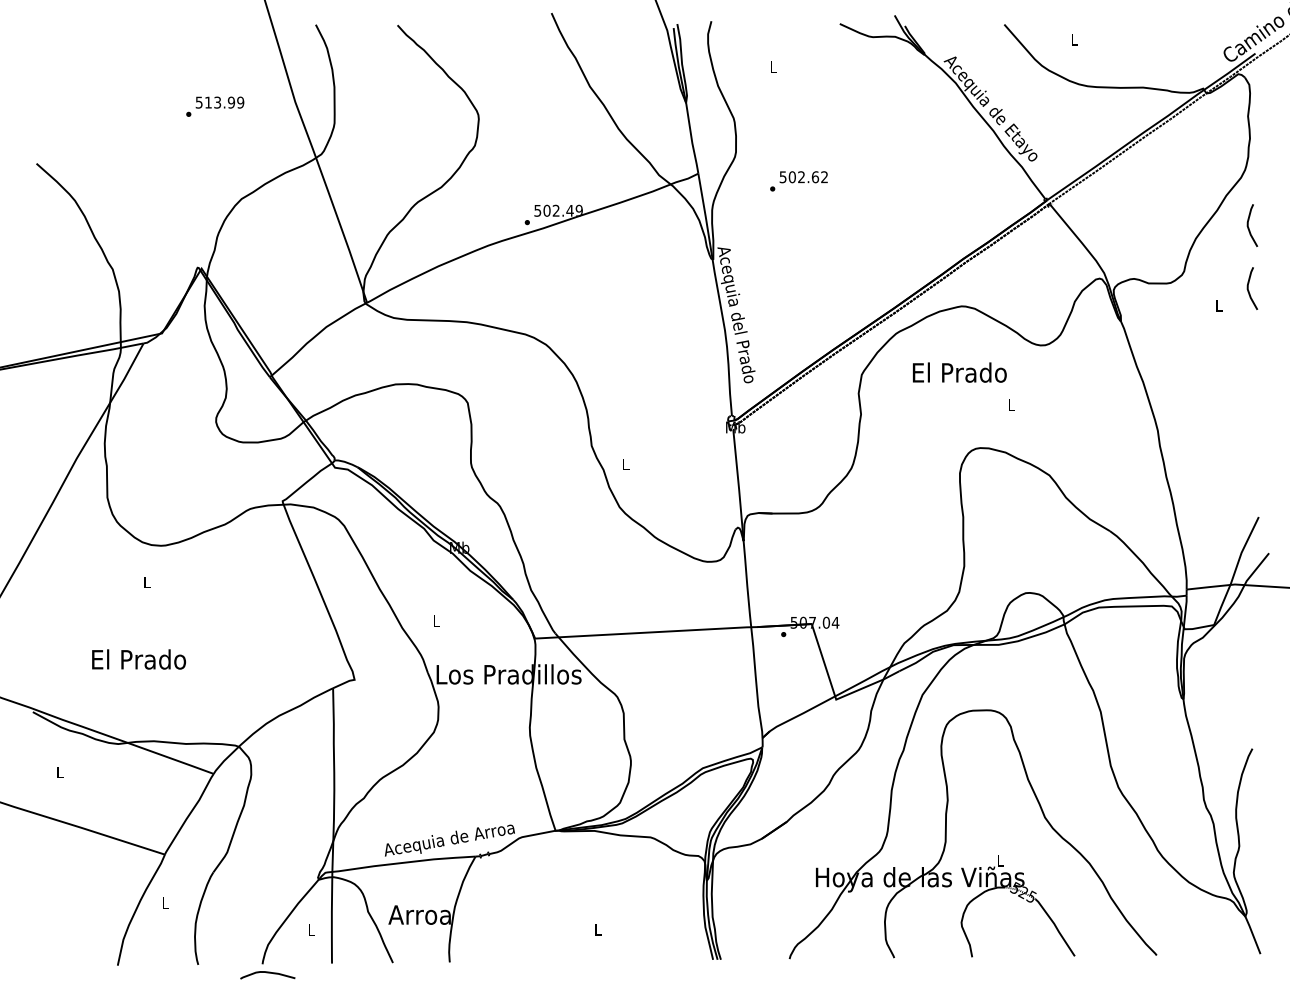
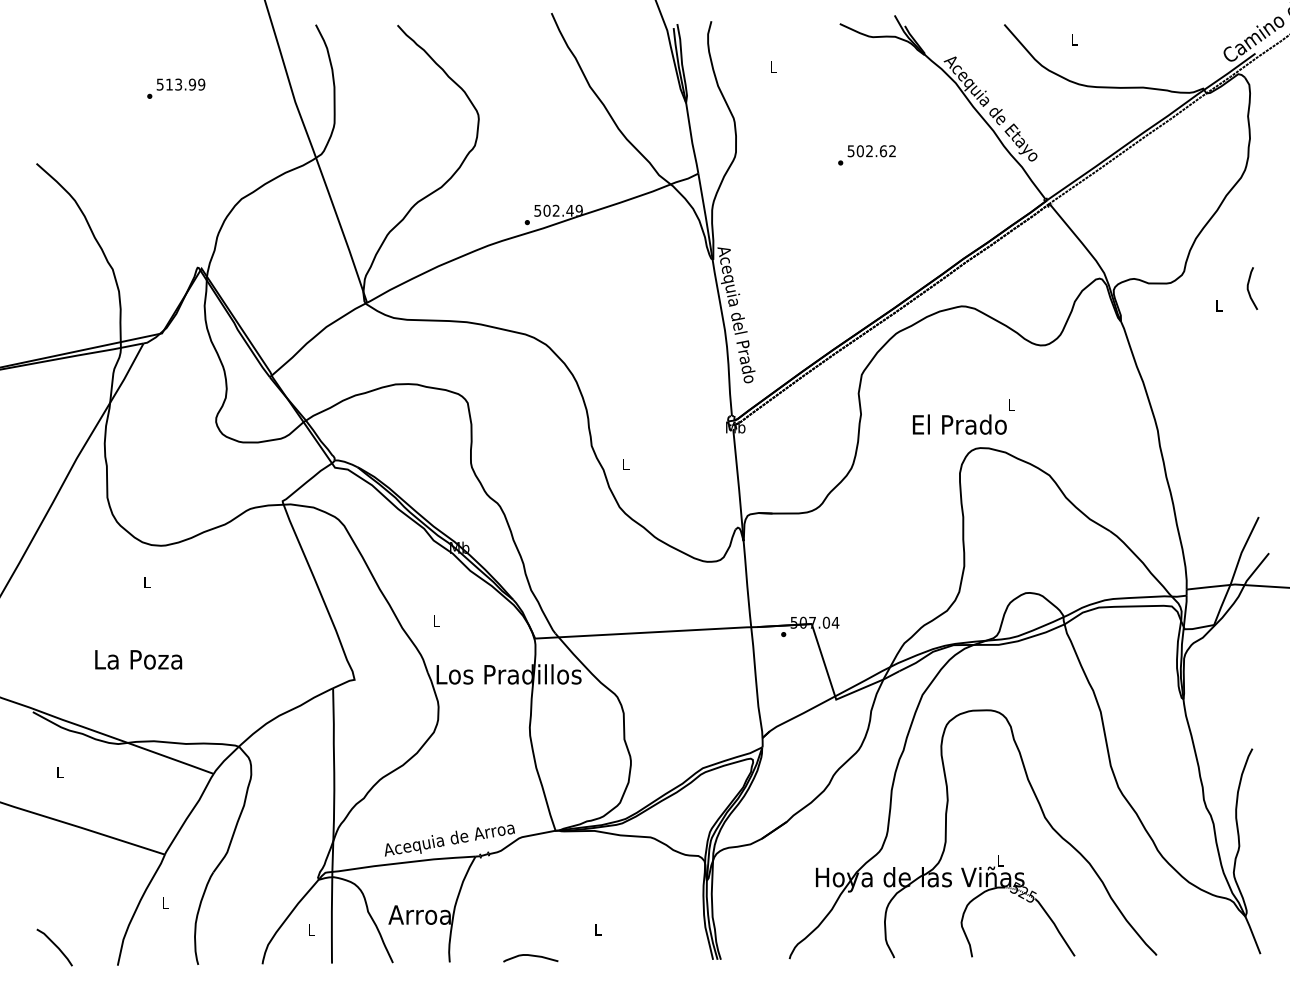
text position: (215, 106) -> (176, 88) (176, 88)
text position: (798, 181) -> (866, 155) (866, 155)
curve: present -> none (1249, 227)
text position: (959, 372) -> (959, 424) (959, 424)
text: El Prado -> La Poza (139, 659)
line: none -> present (55, 946)
curve position: (267, 973) -> (530, 956) (530, 956)
